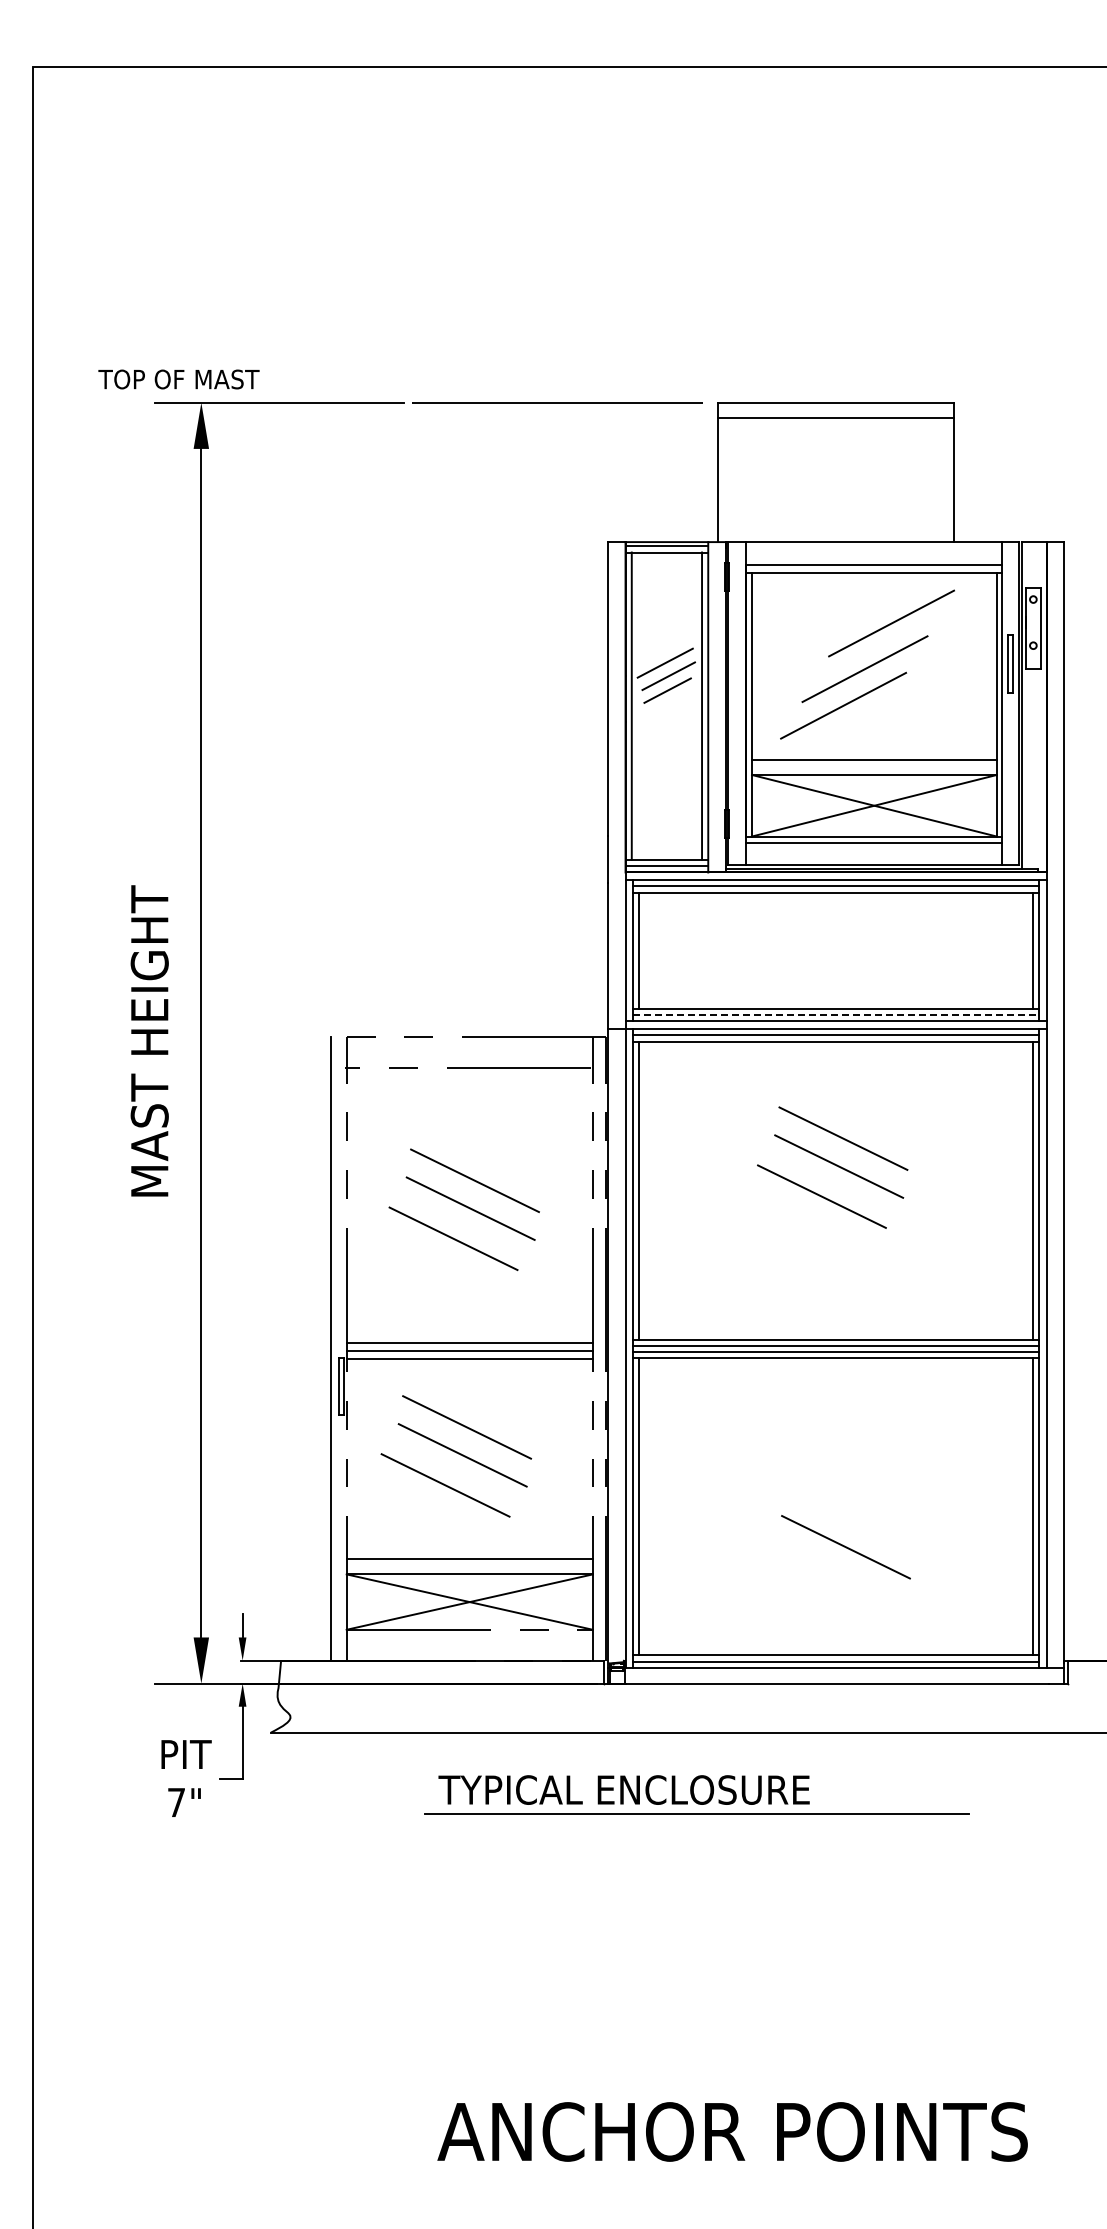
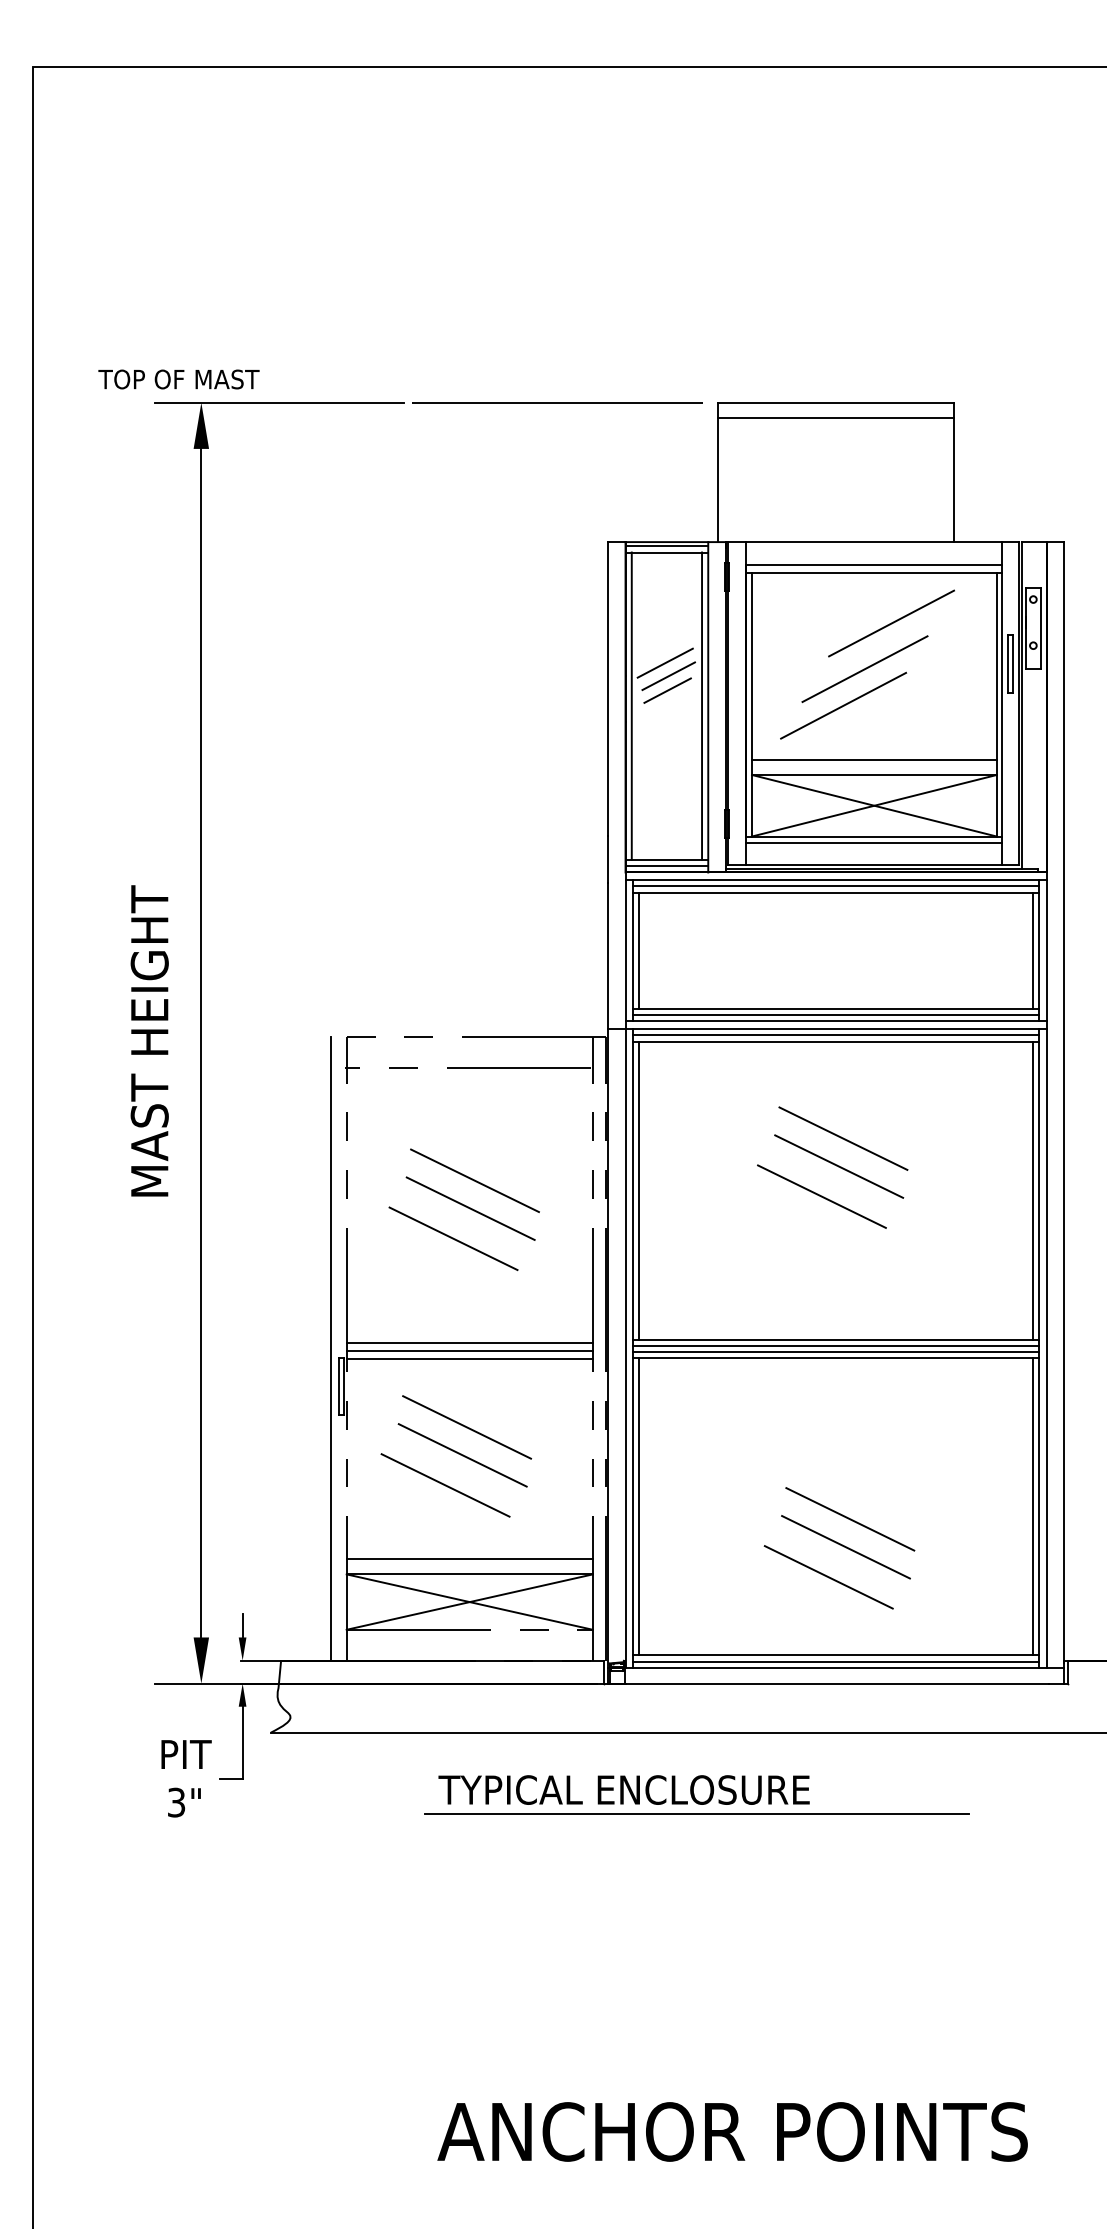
line: dashed -> solid (836, 1015)
line: none -> present (853, 1520)
line: none -> present (832, 1578)
text: 7" -> 3" (176, 1802)
